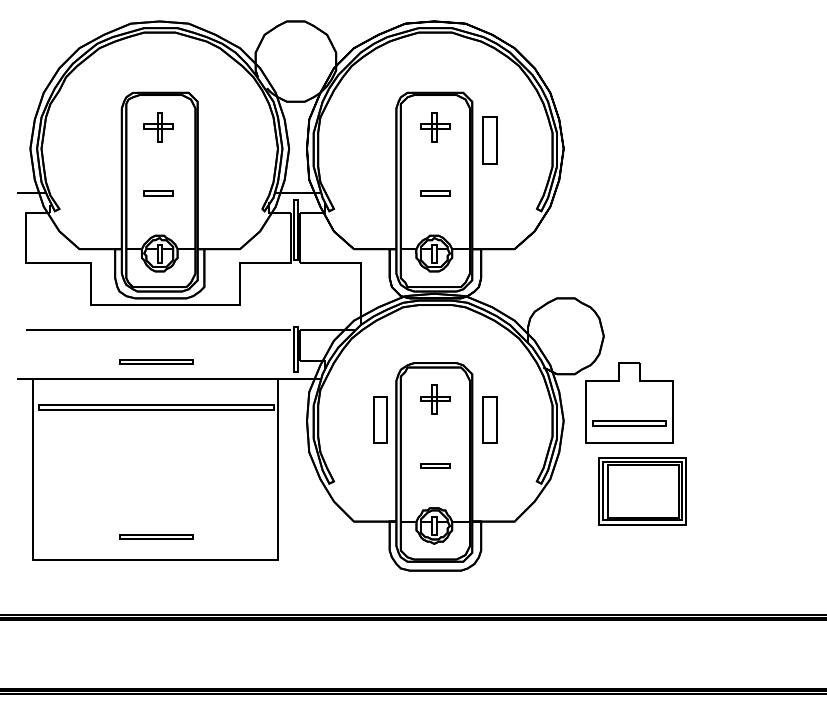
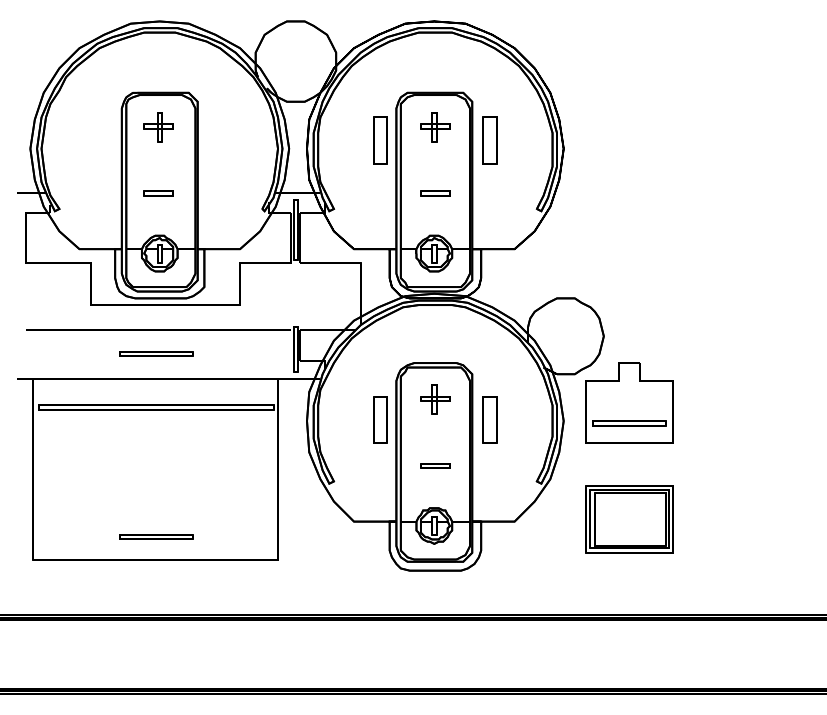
part: none -> present (380, 140)
part position: (156, 361) -> (156, 353) (156, 353)
part position: (642, 491) -> (629, 519) (629, 519)
